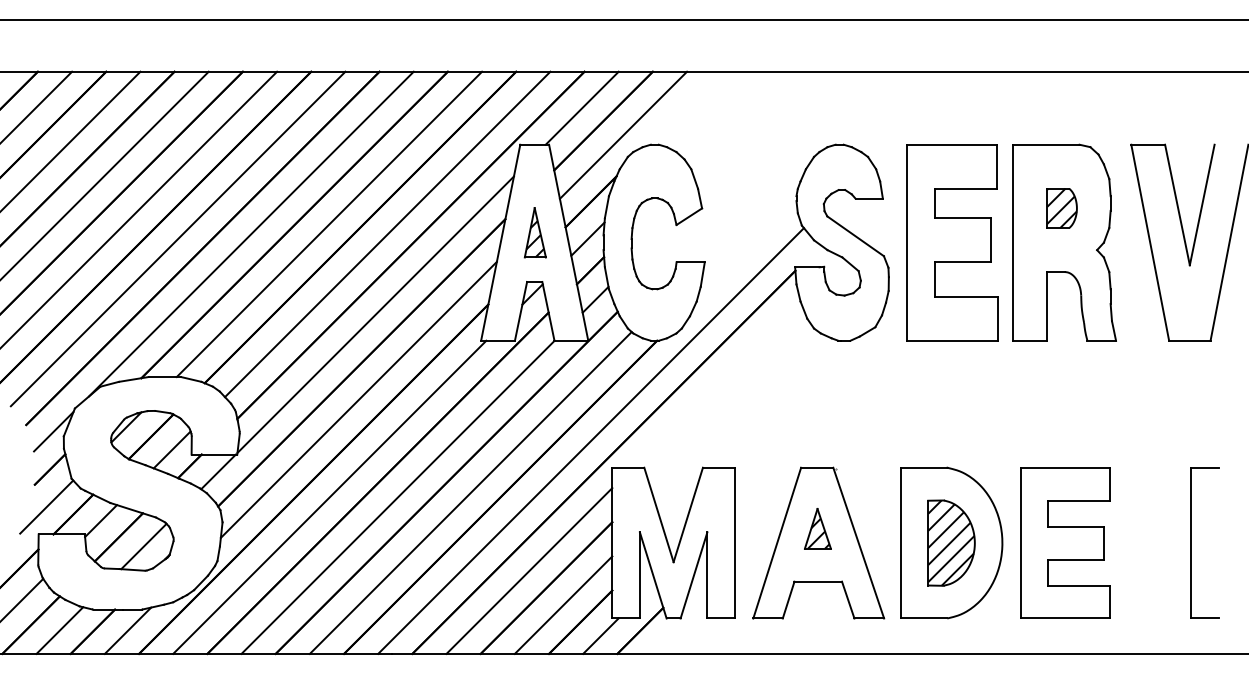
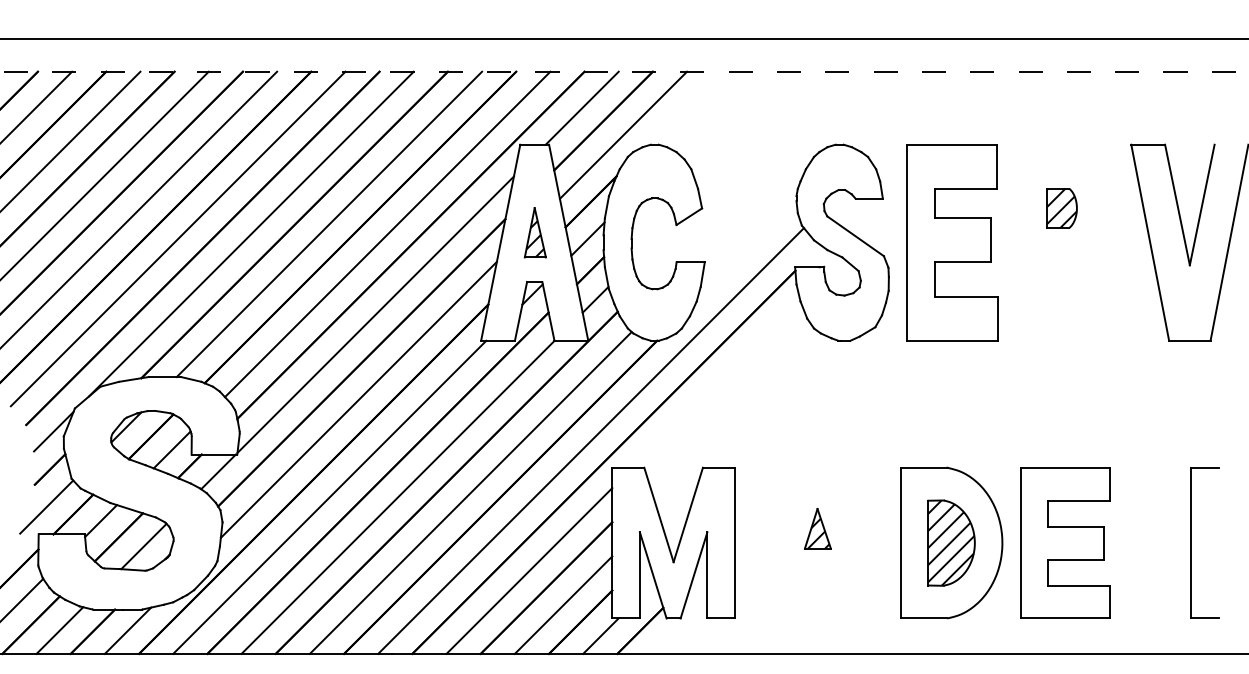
line position: (623, 20) -> (623, 39) (623, 39)
line: solid -> dashed (624, 71)
part: present -> none (1064, 242)
part: present -> none (818, 542)
